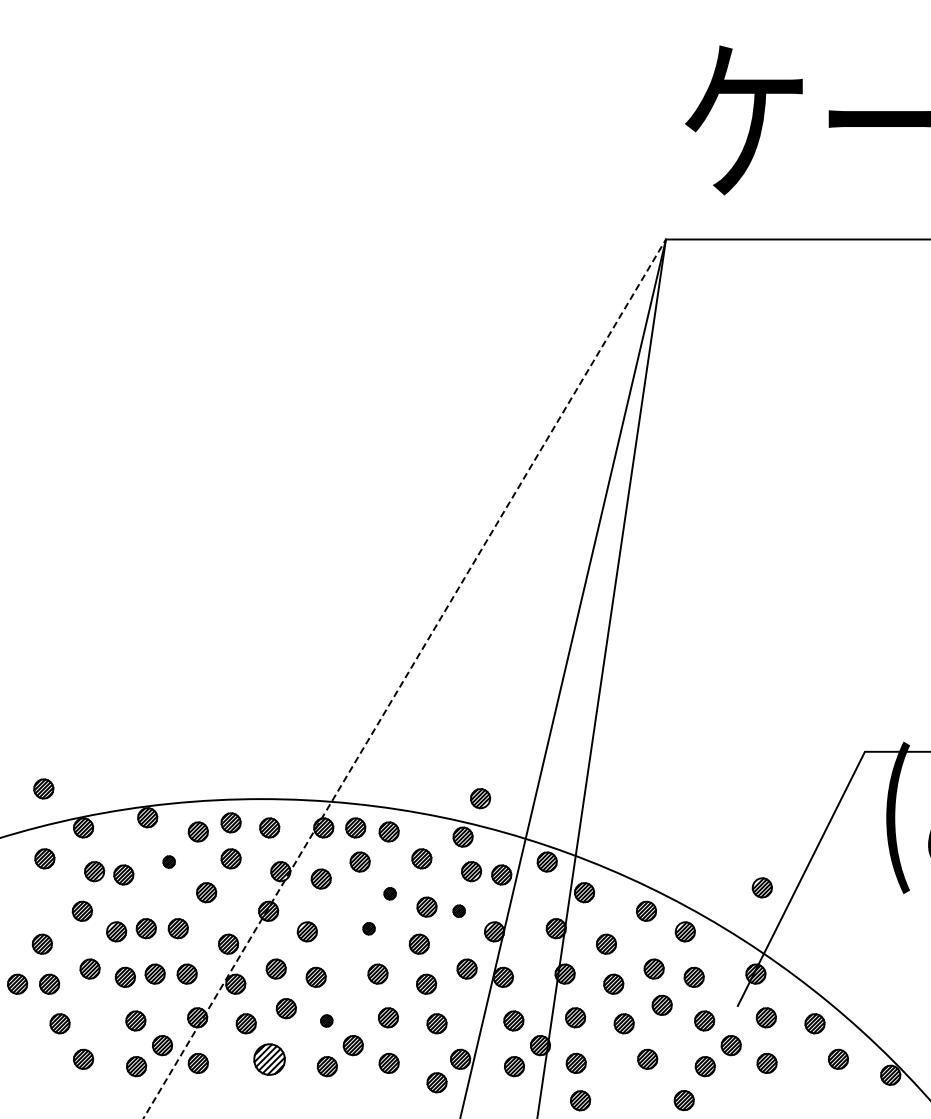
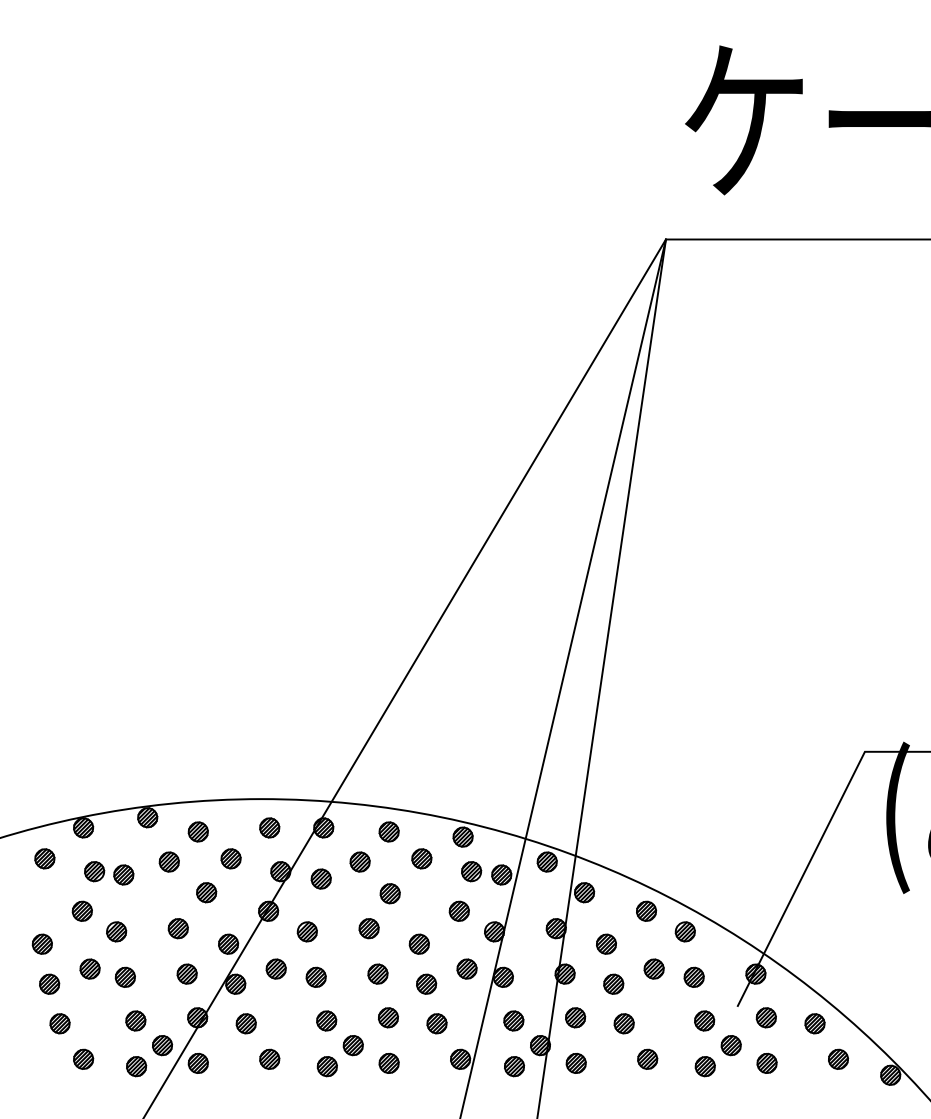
line: dashed -> solid (405, 678)
part: present -> none (43, 788)
part: present -> none (480, 798)
part: present -> none (230, 822)
part: present -> none (355, 827)
part size: 14x14 px -> 22x22 px (168, 861)
part: present -> none (761, 887)
part size: 14x14 px -> 22x22 px (389, 893)
part: present -> none (426, 906)
part size: 14x14 px -> 22x22 px (458, 910)
part: present -> none (145, 928)
part size: 14x14 px -> 22x22 px (368, 928)
part: present -> none (154, 973)
part: present -> none (17, 983)
part: present -> none (661, 1004)
part: present -> none (285, 1008)
part size: 14x14 px -> 22x22 px (326, 1020)
part size: 33x33 px -> 22x22 px (269, 1058)
part: present -> none (436, 1082)
part: present -> none (580, 1100)
part: present -> none (683, 1100)
